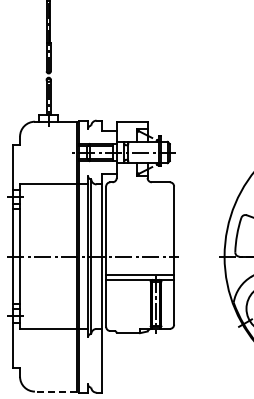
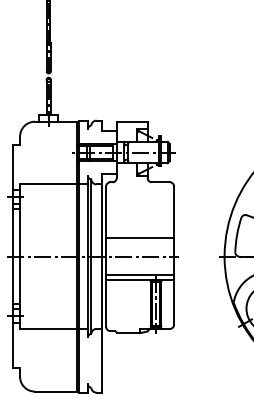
line: none -> present (140, 237)
line: dashed -> solid (55, 391)
